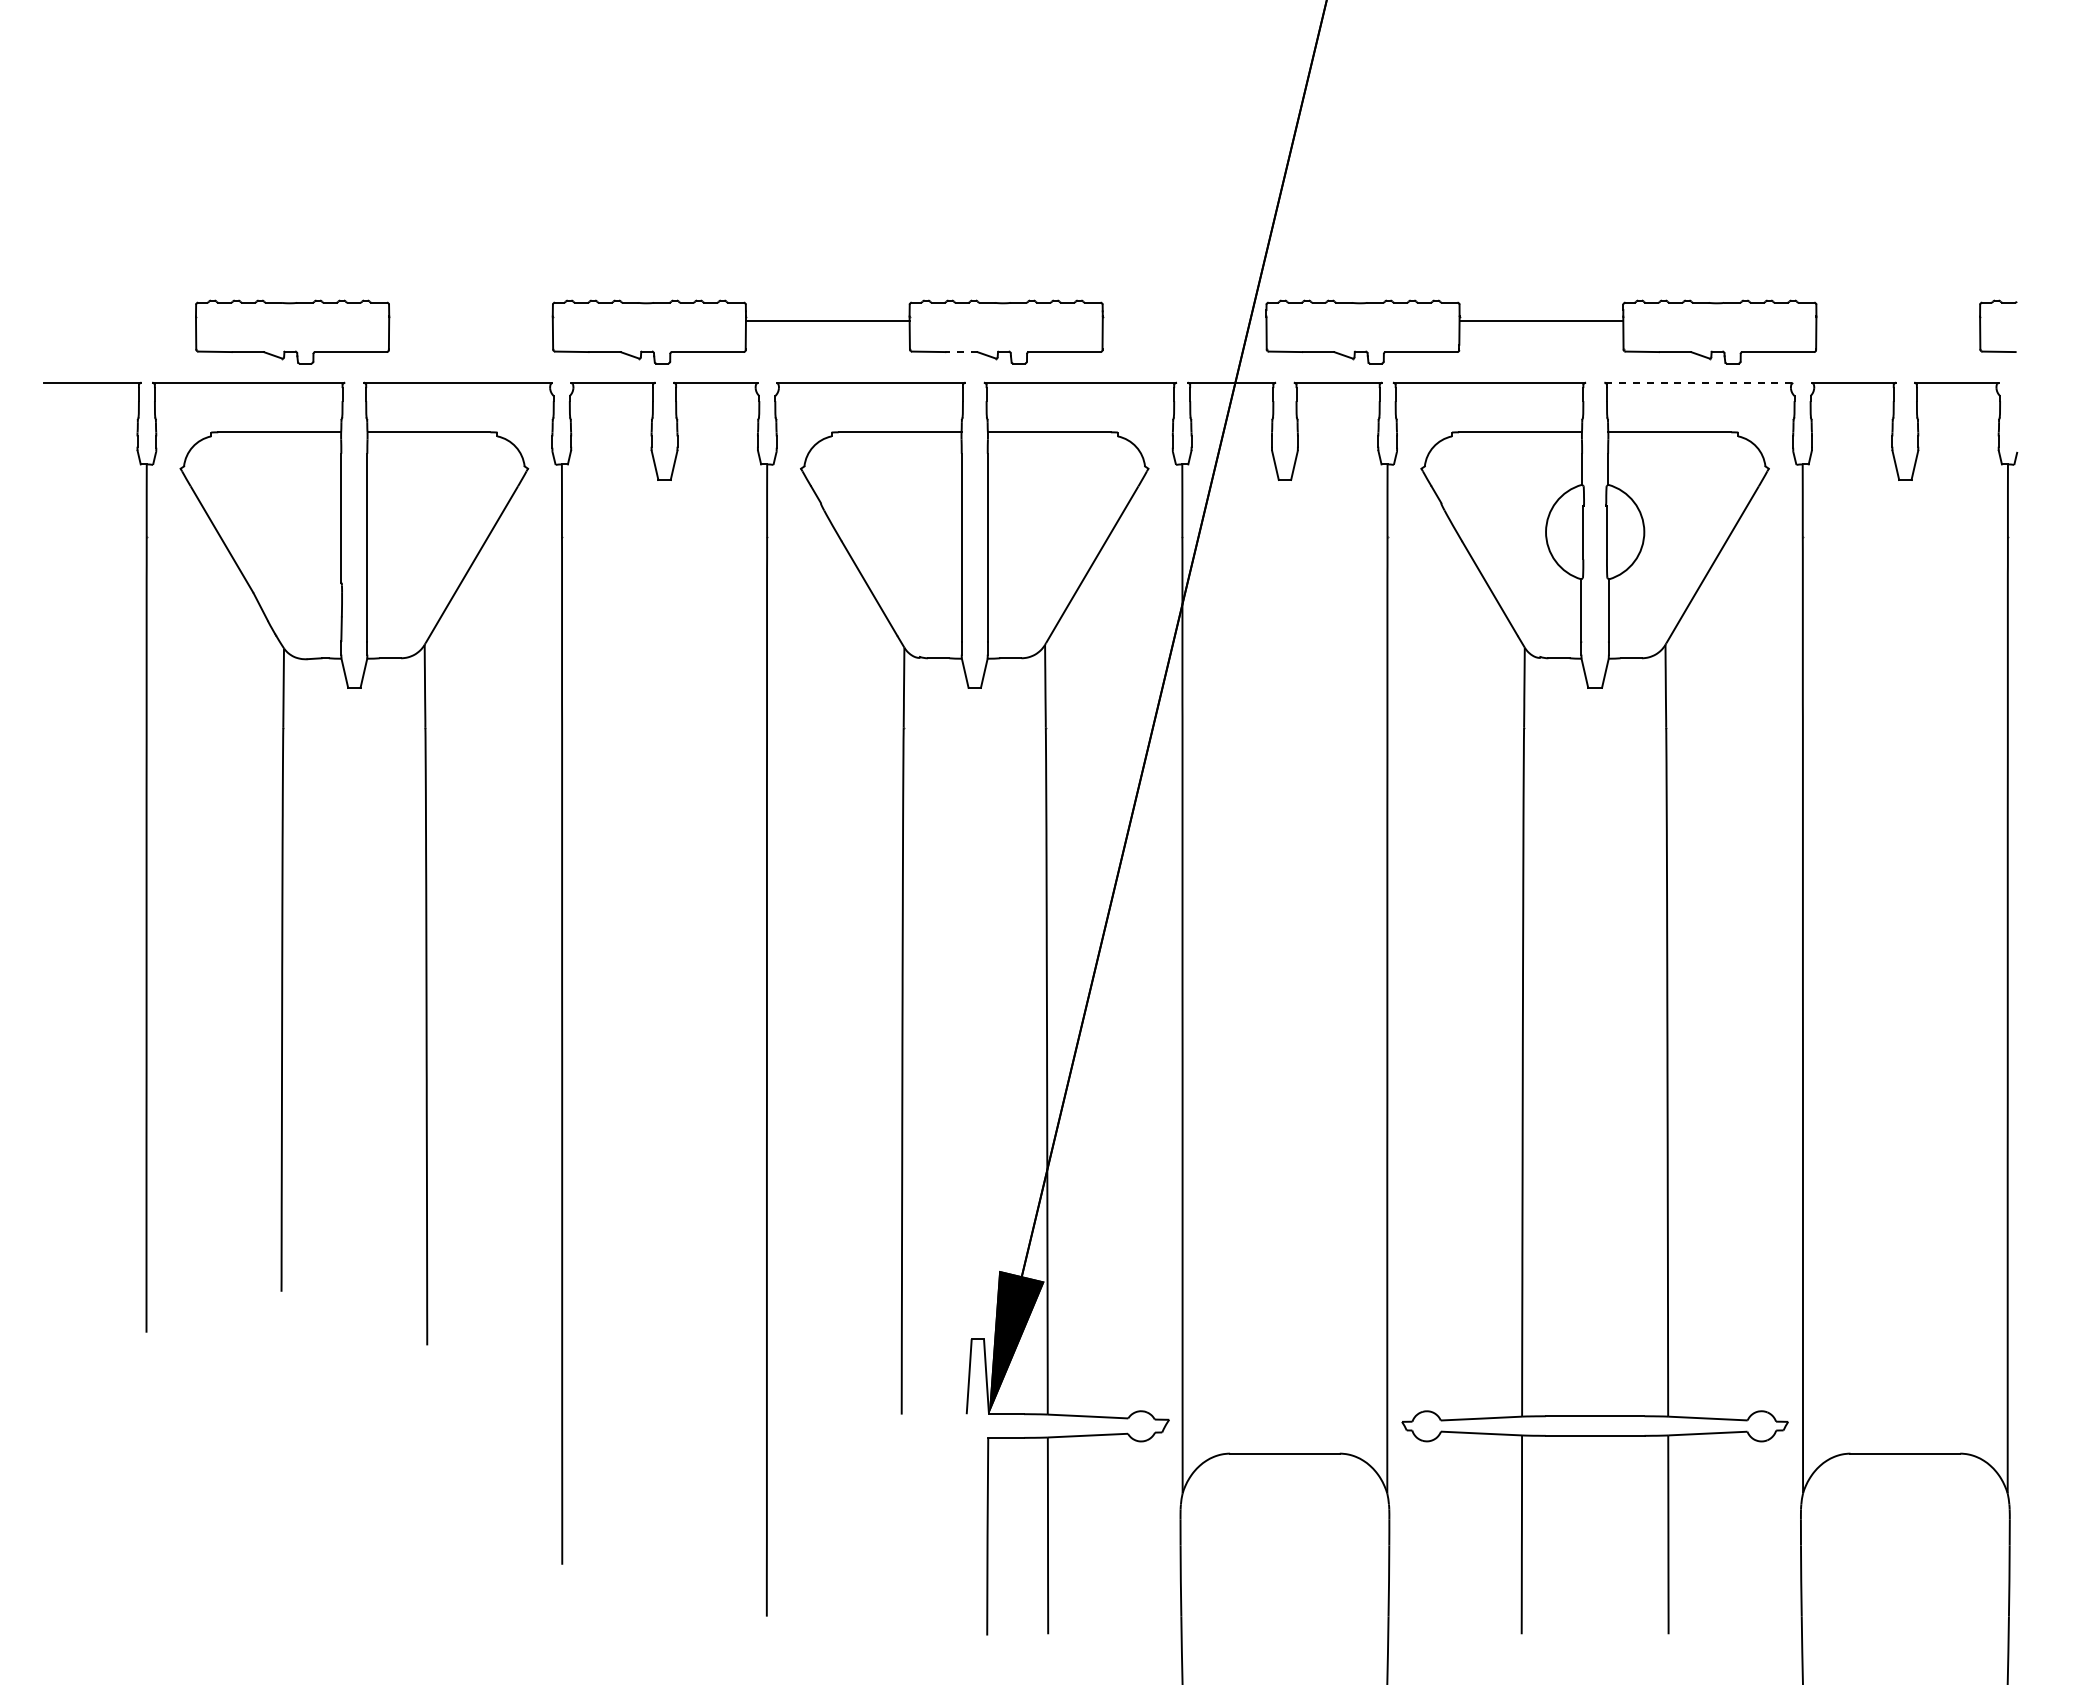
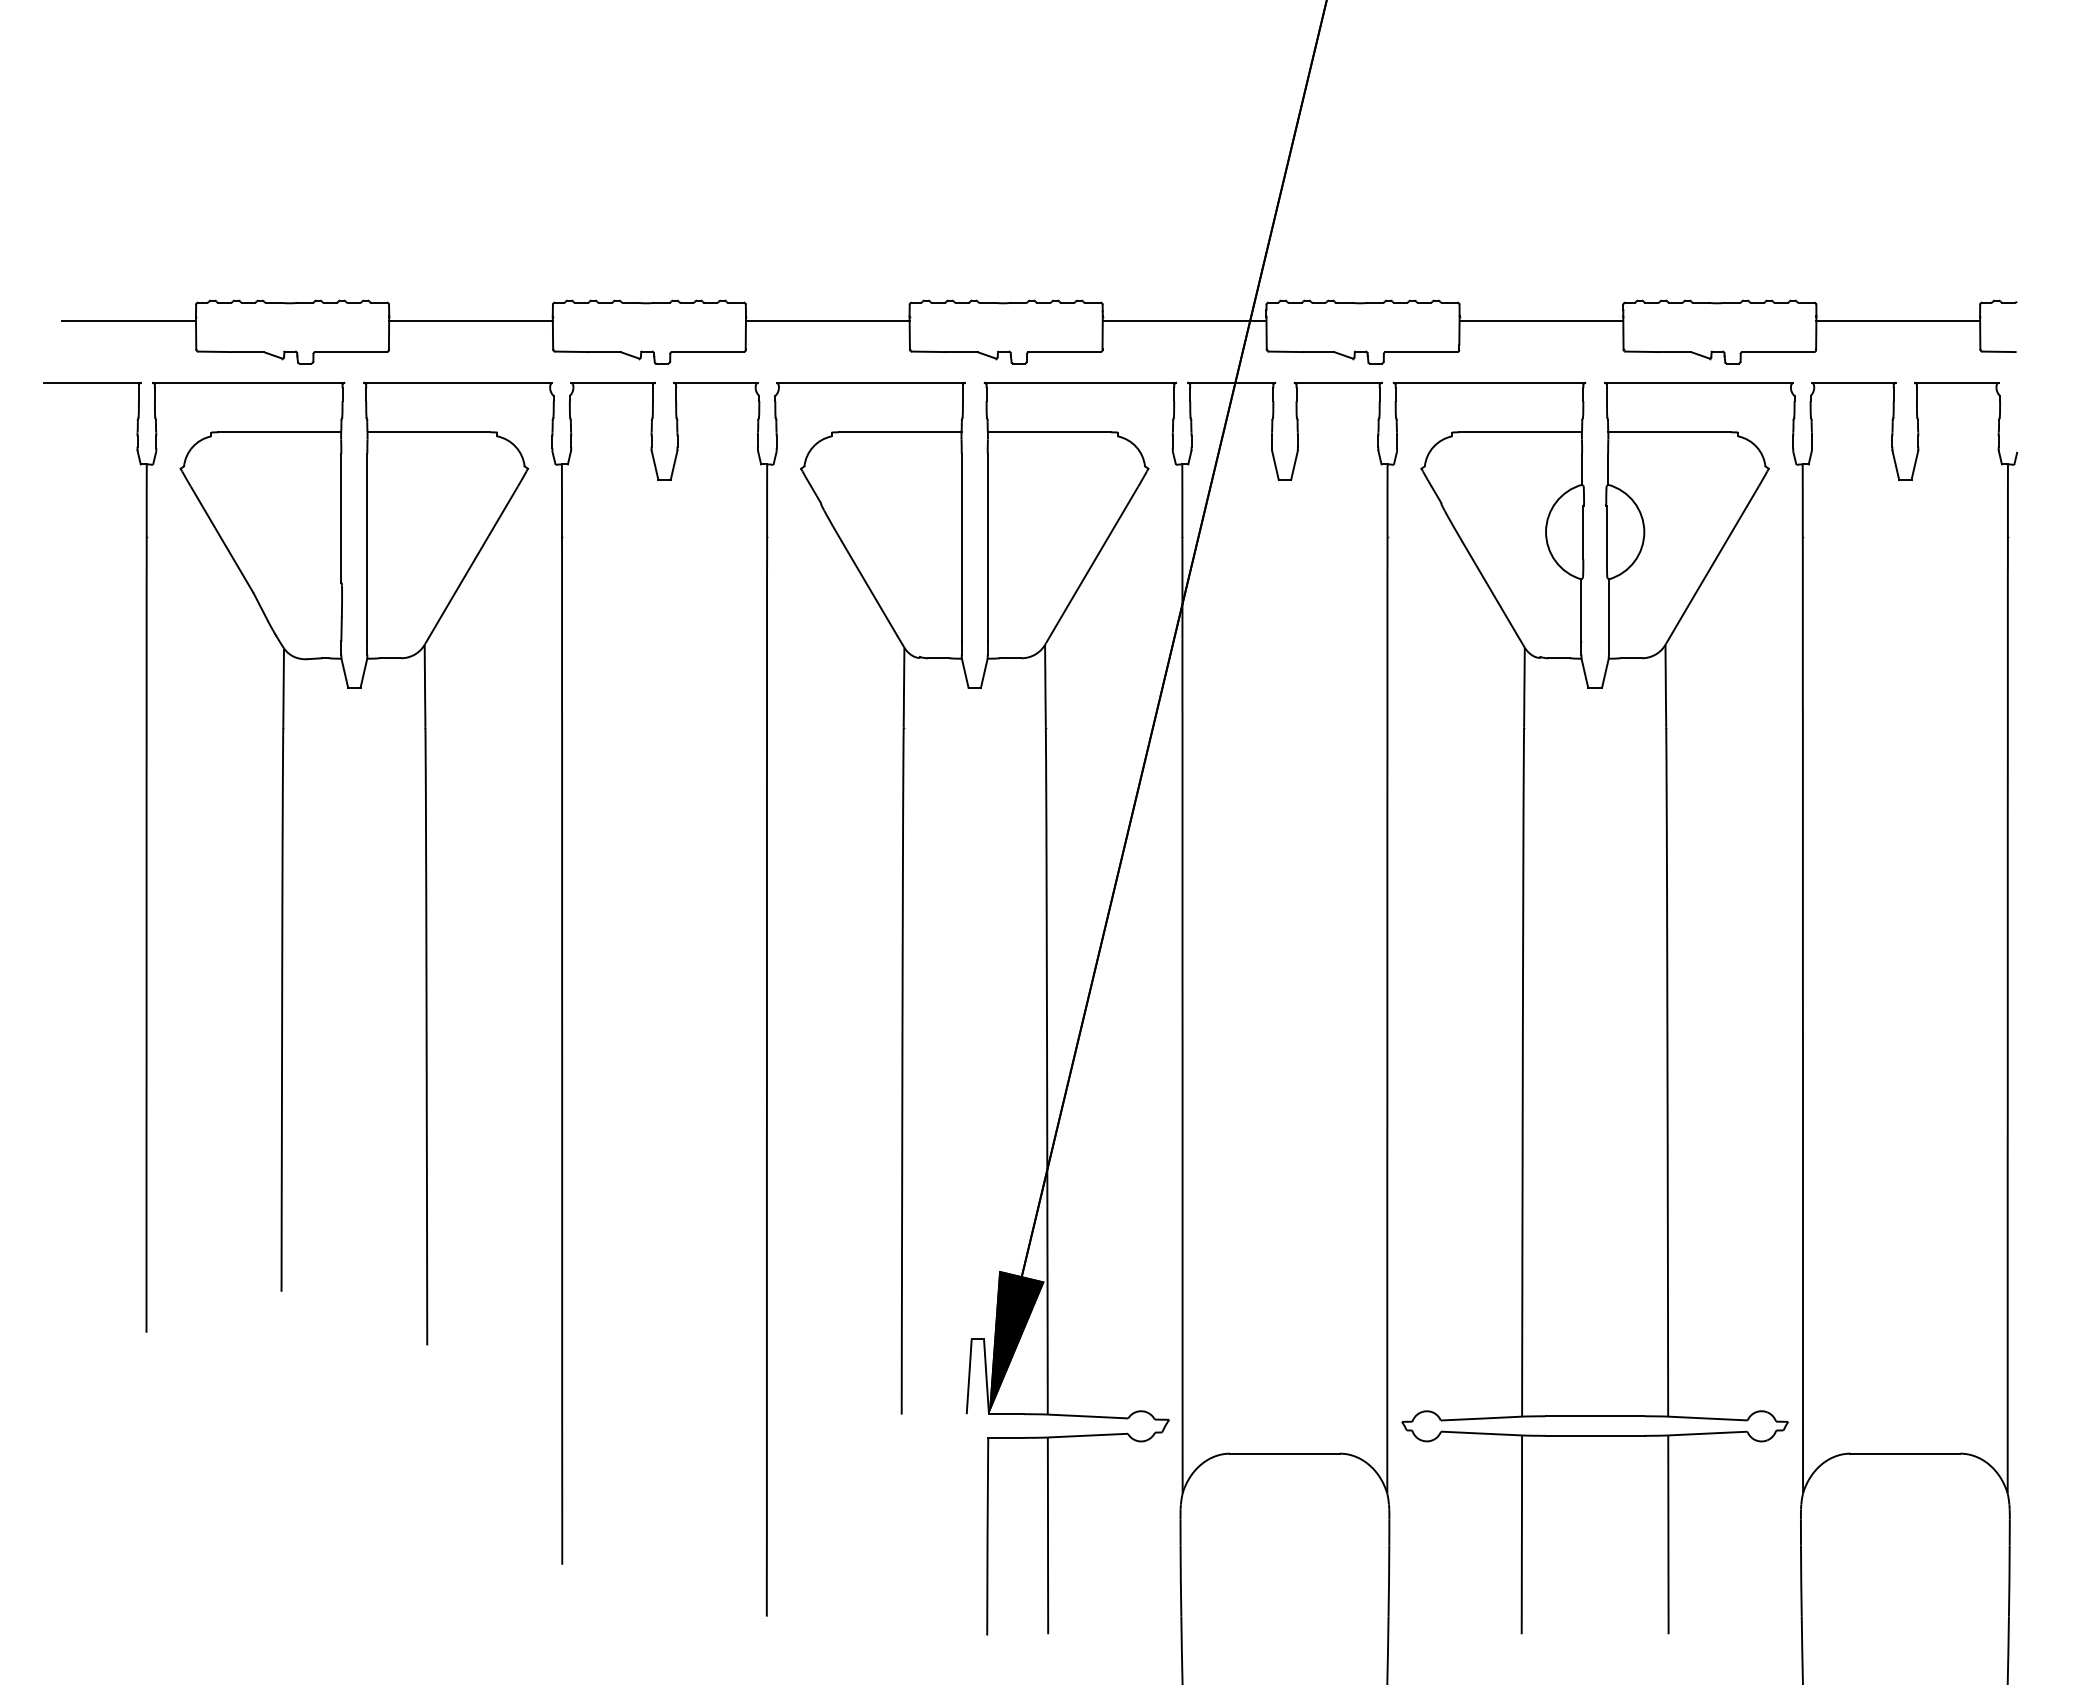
line: none -> present (129, 320)
line: none -> present (470, 320)
line: none -> present (1184, 320)
line: none -> present (1898, 320)
line: dashed -> solid (961, 352)
line: dashed -> solid (1699, 382)
